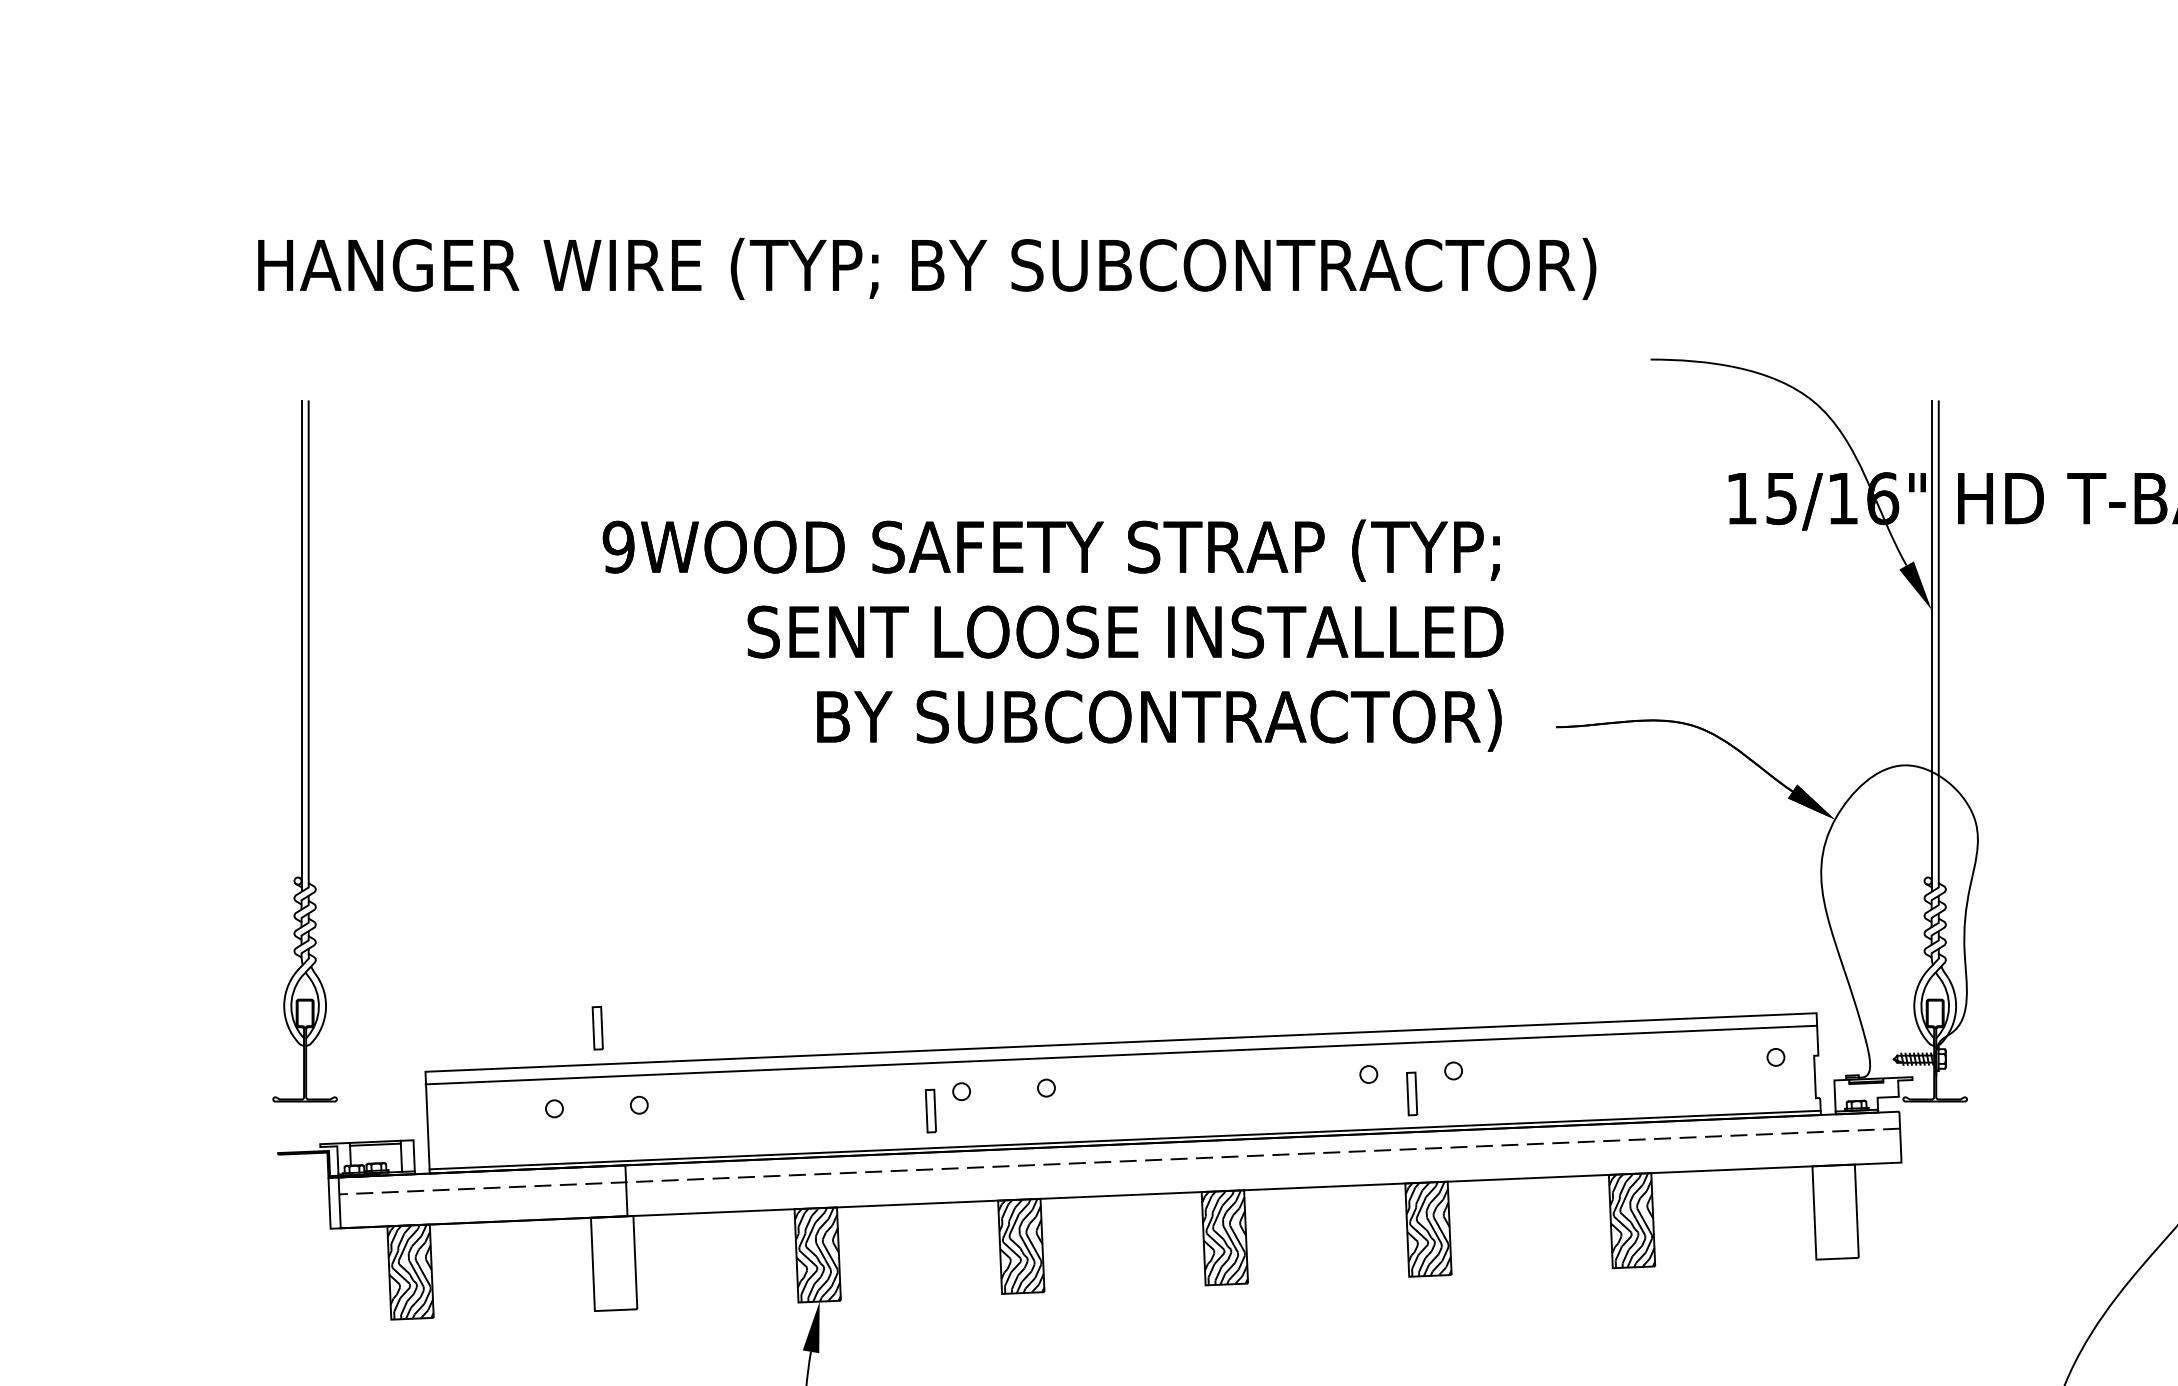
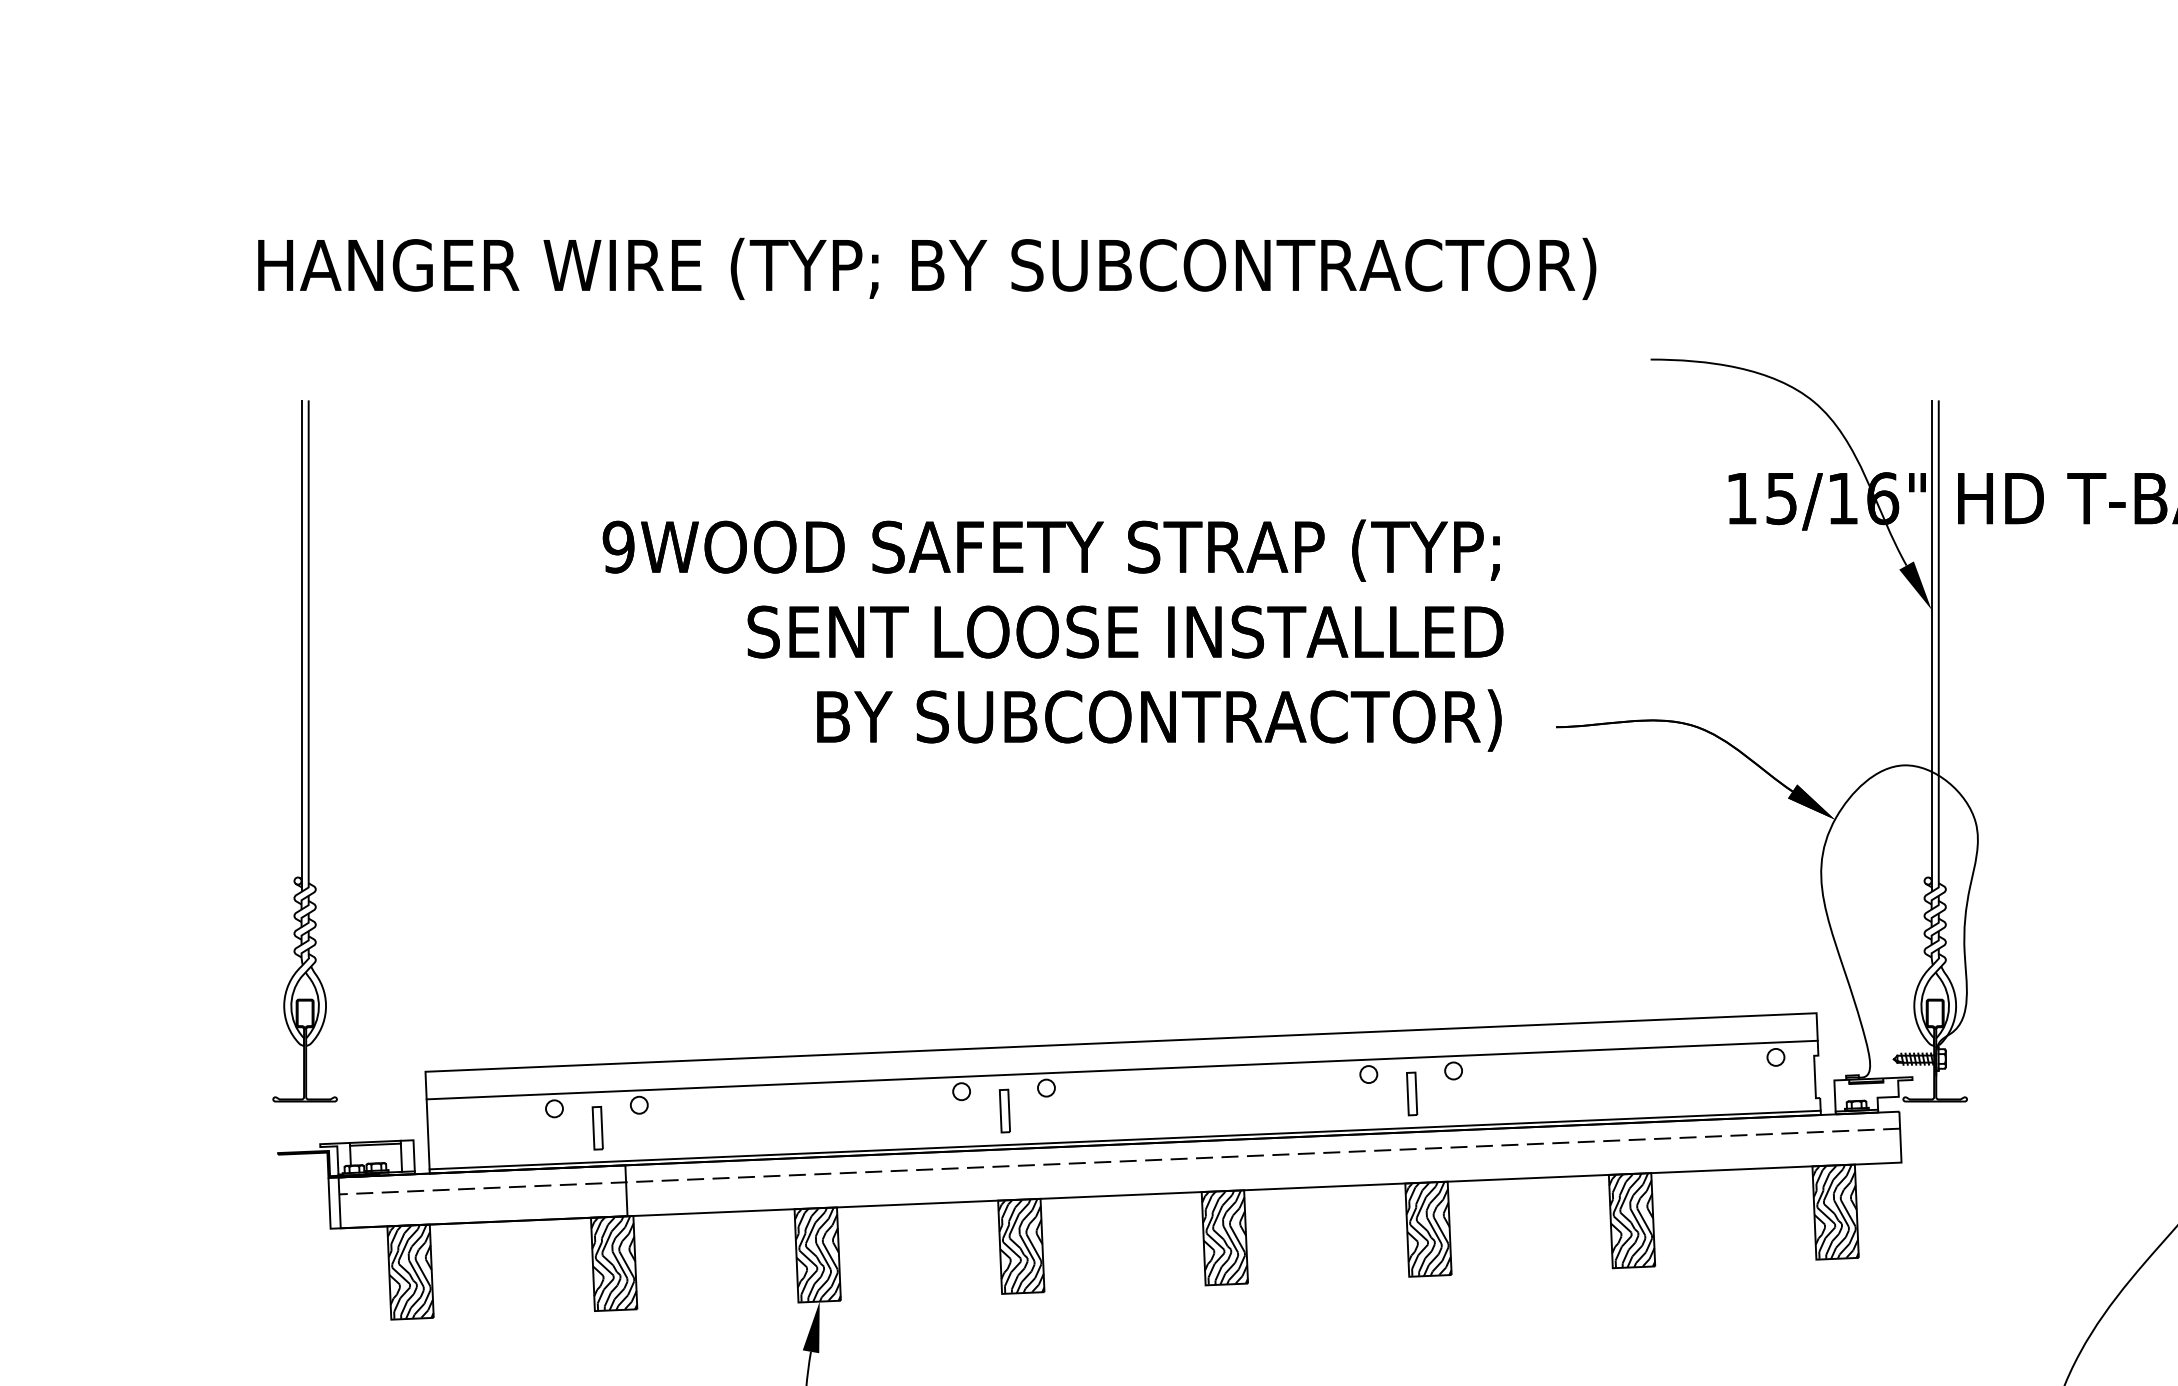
part position: (597, 1028) -> (597, 1128) (597, 1128)
line position: (1120, 1054) -> (1121, 1069) (1121, 1069)
part position: (930, 1110) -> (1004, 1110) (1004, 1110)
hatch: none -> present (1835, 1211)
hatch: none -> present (614, 1263)
